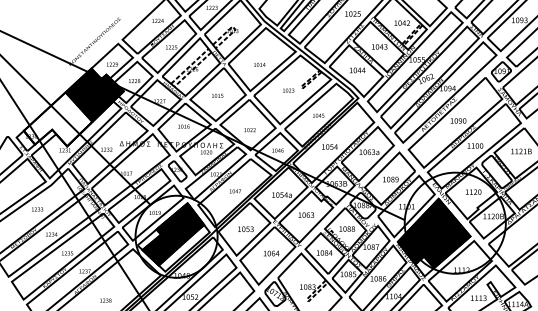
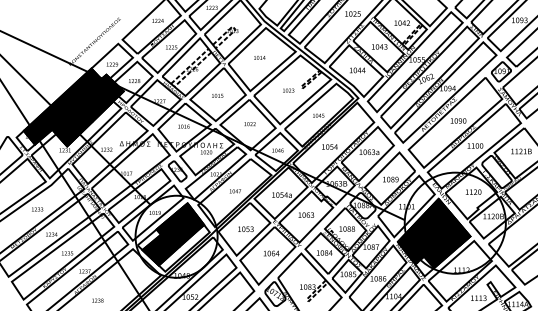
text position: (259, 64) -> (259, 57) (259, 57)
fill: none -> present (57, 119)
text position: (249, 130) -> (249, 124) (249, 124)
text position: (105, 300) -> (97, 300) (97, 300)
